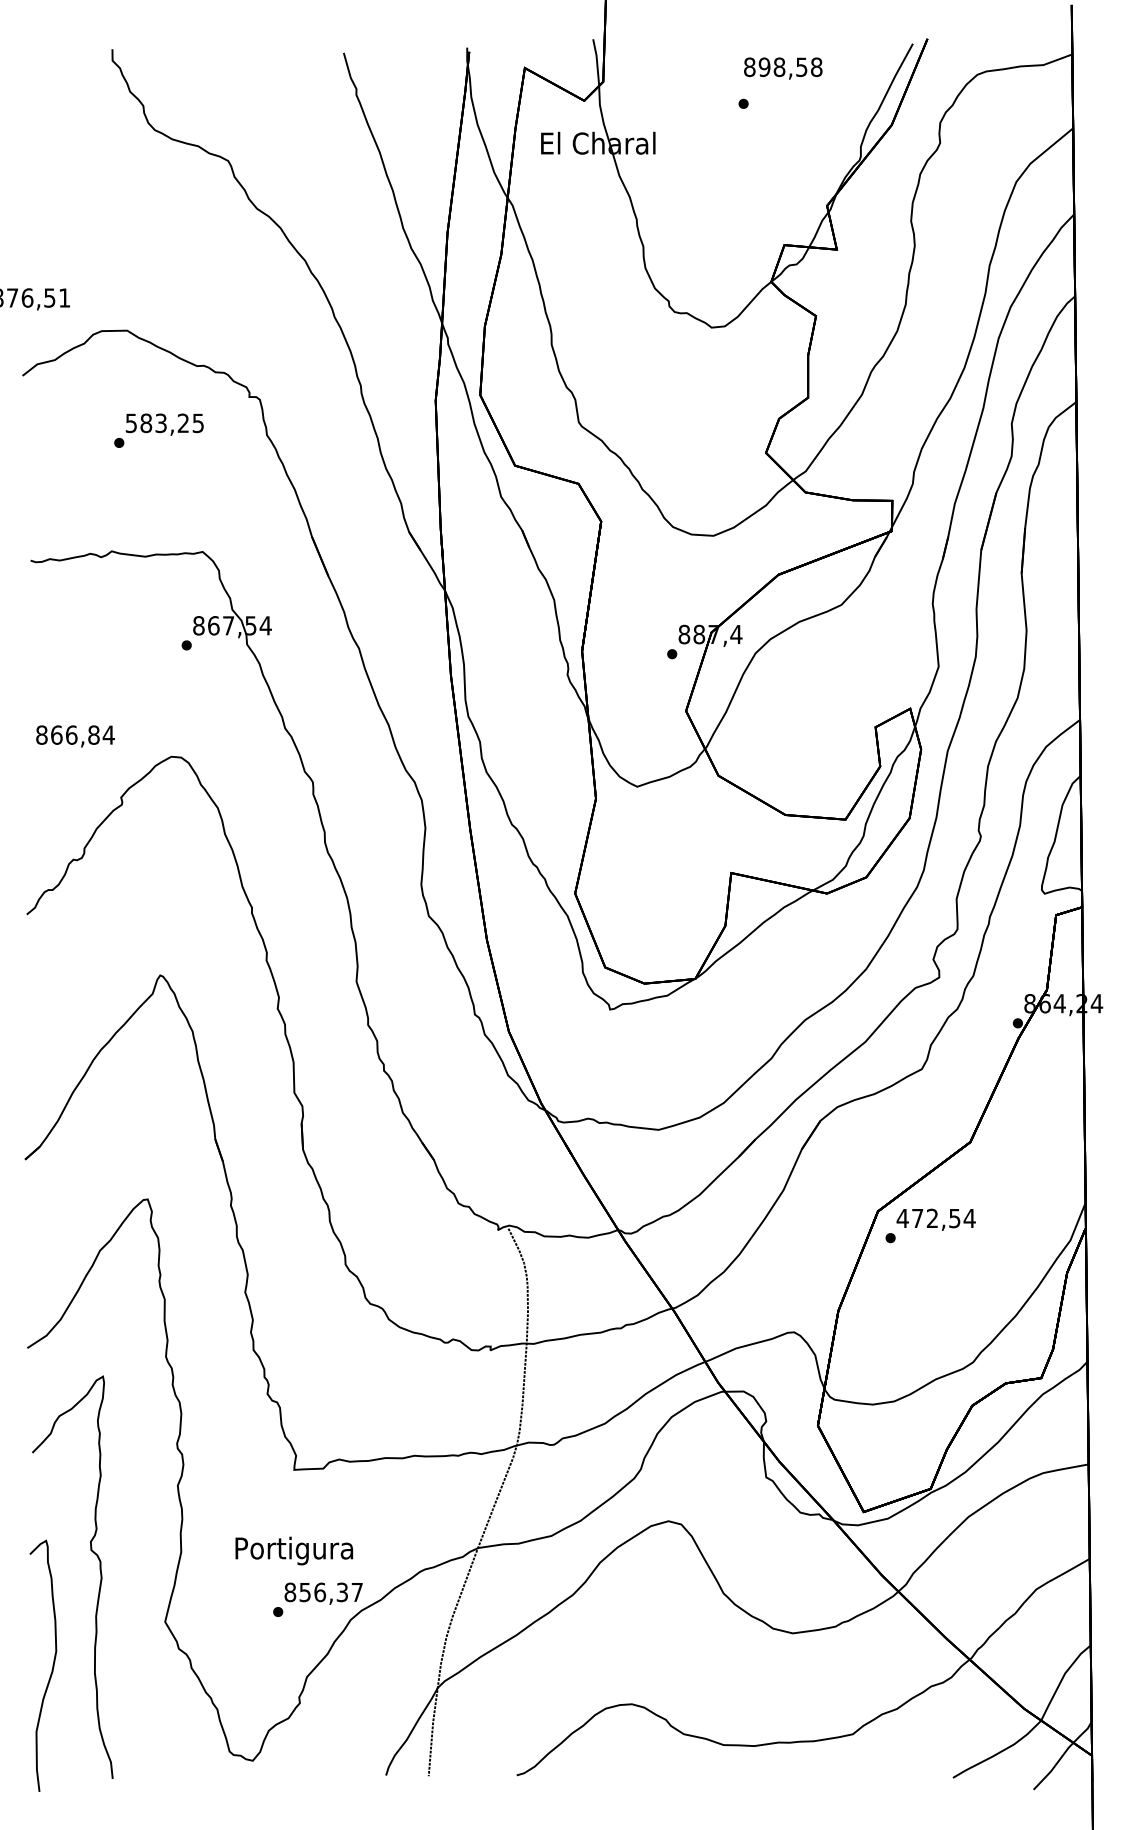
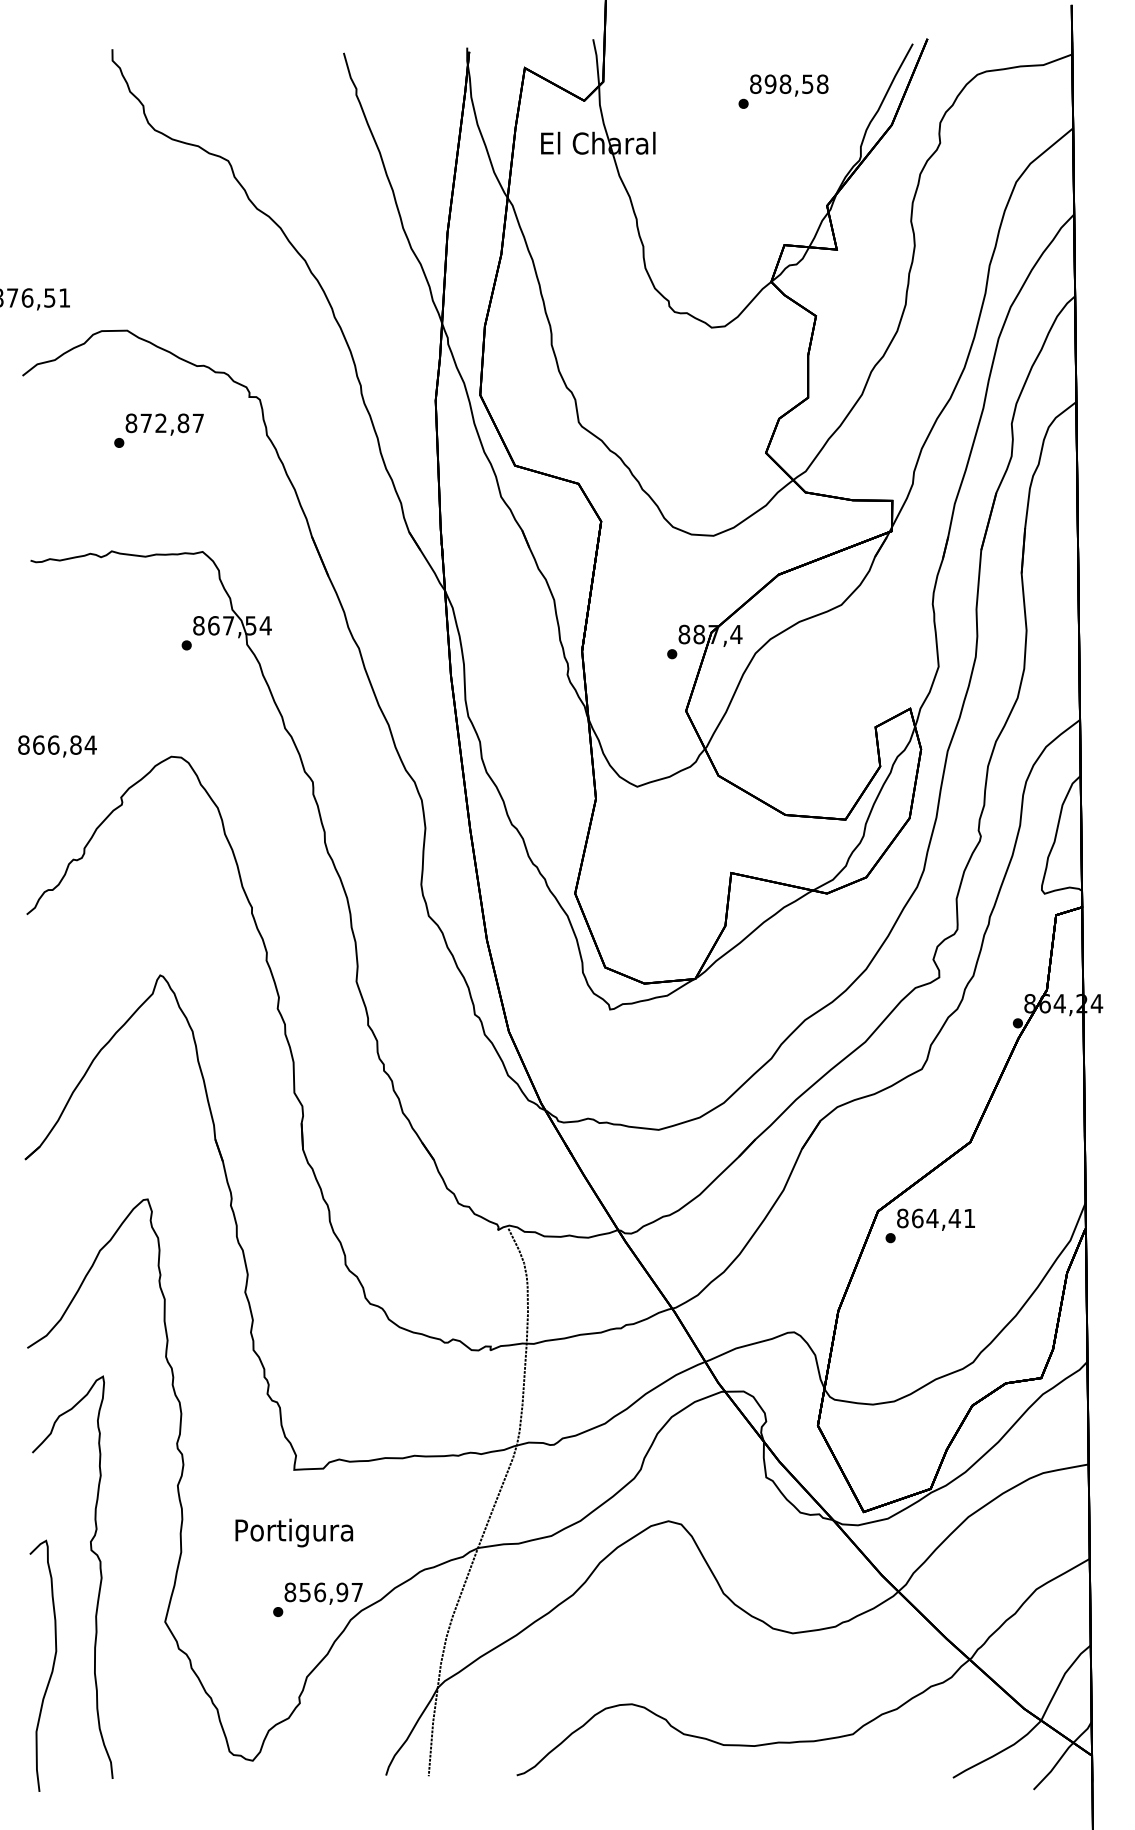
text position: (783, 68) -> (789, 85) (789, 85)
text: 583,25 -> 872,87 (164, 423)
text position: (75, 736) -> (57, 746) (57, 746)
text: 472,54 -> 864,41 (935, 1218)
text position: (294, 1550) -> (294, 1532) (294, 1532)
text: 856,37 -> 856,97 (342, 1591)
